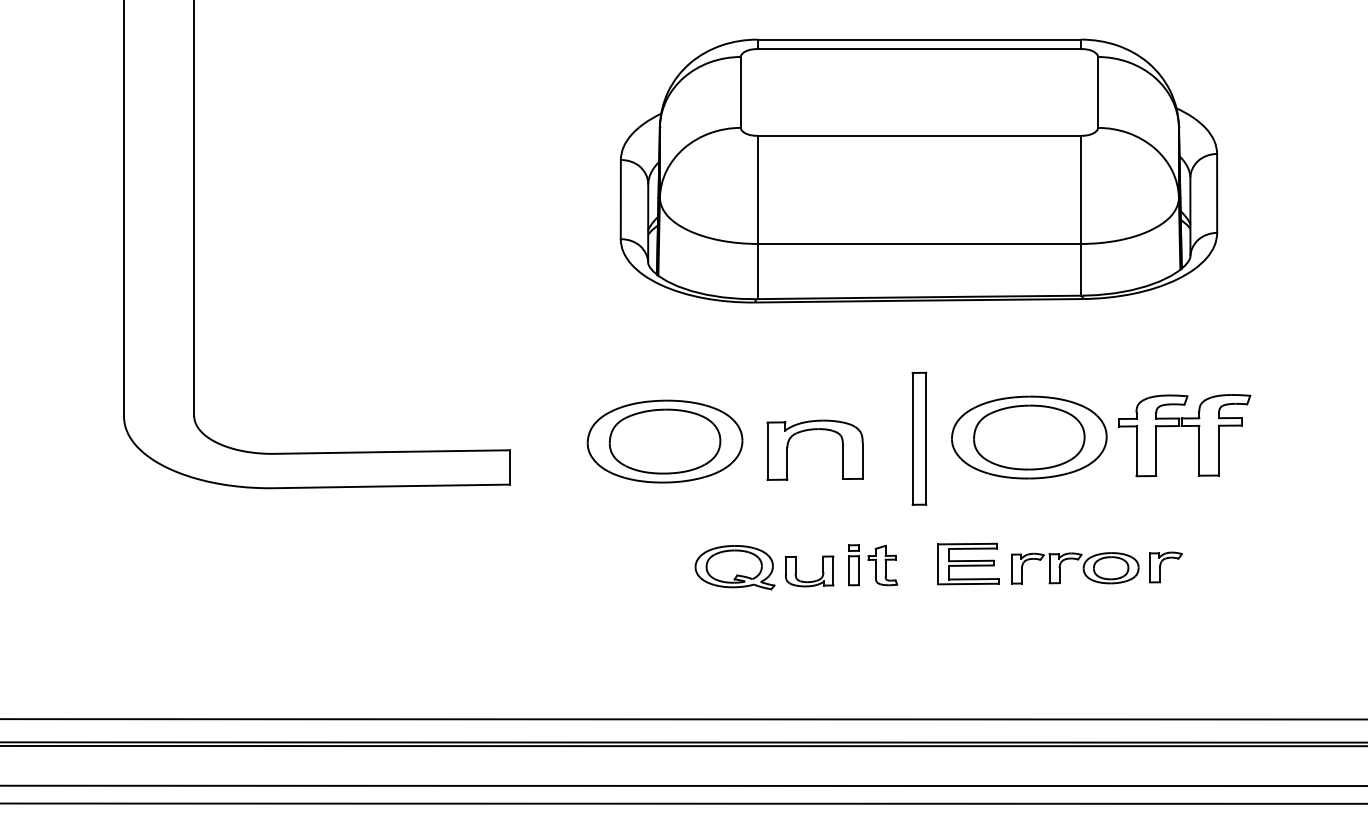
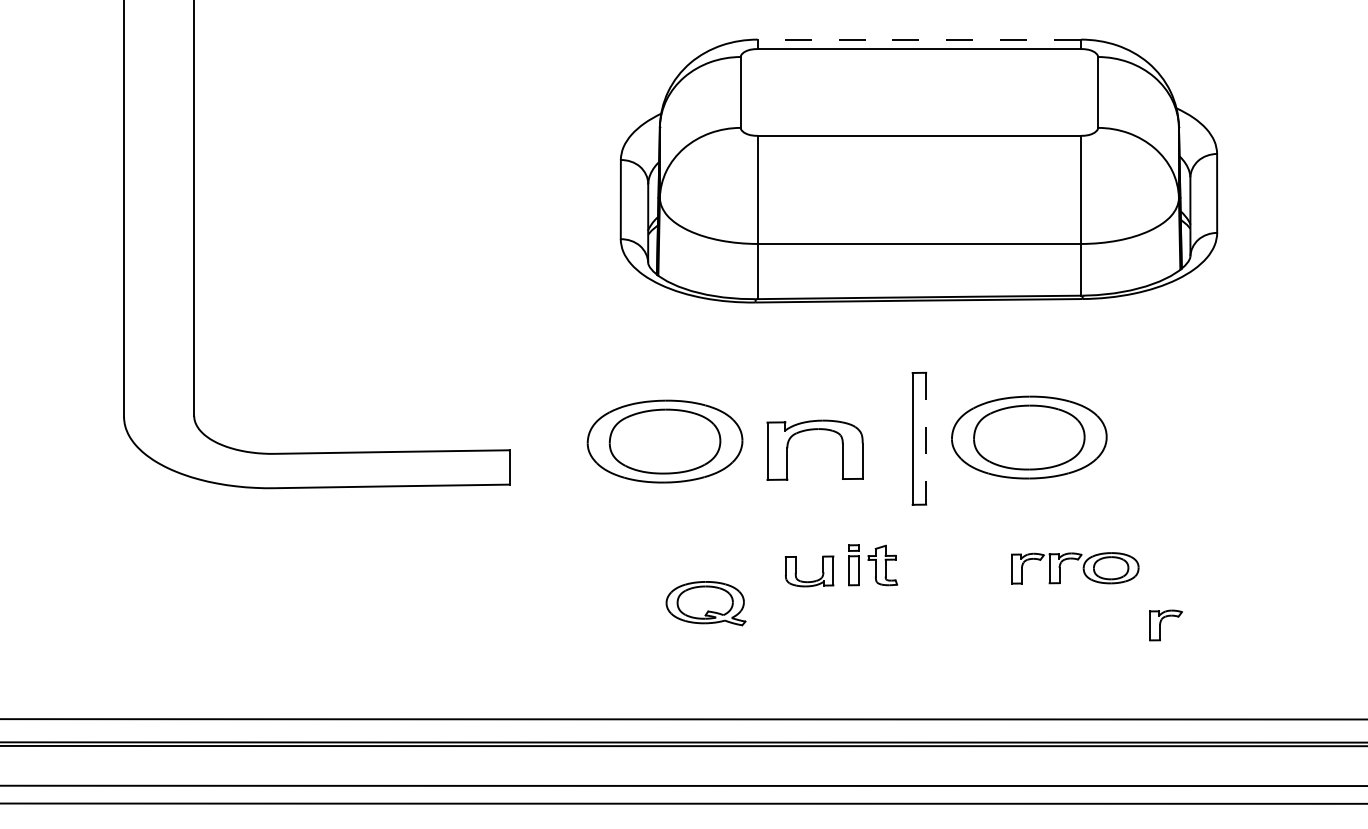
line: solid -> dashed (919, 39)
part: present -> none (1184, 426)
line: solid -> dashed (926, 438)
part: present -> none (968, 563)
part position: (734, 567) -> (705, 603) (705, 603)
part position: (1165, 567) -> (1165, 625) (1165, 625)
